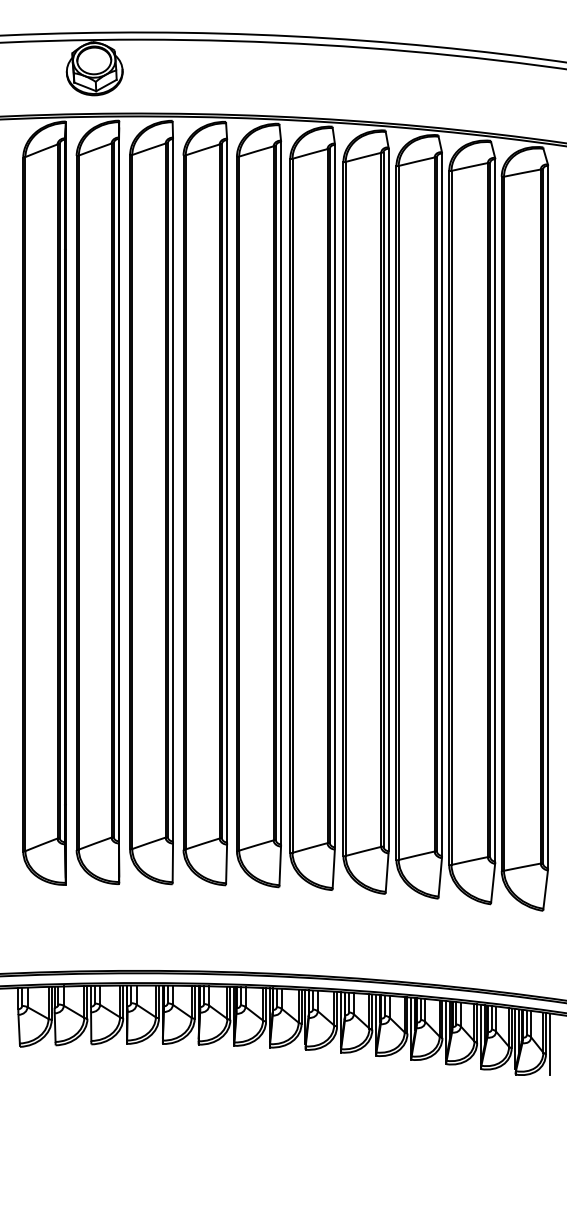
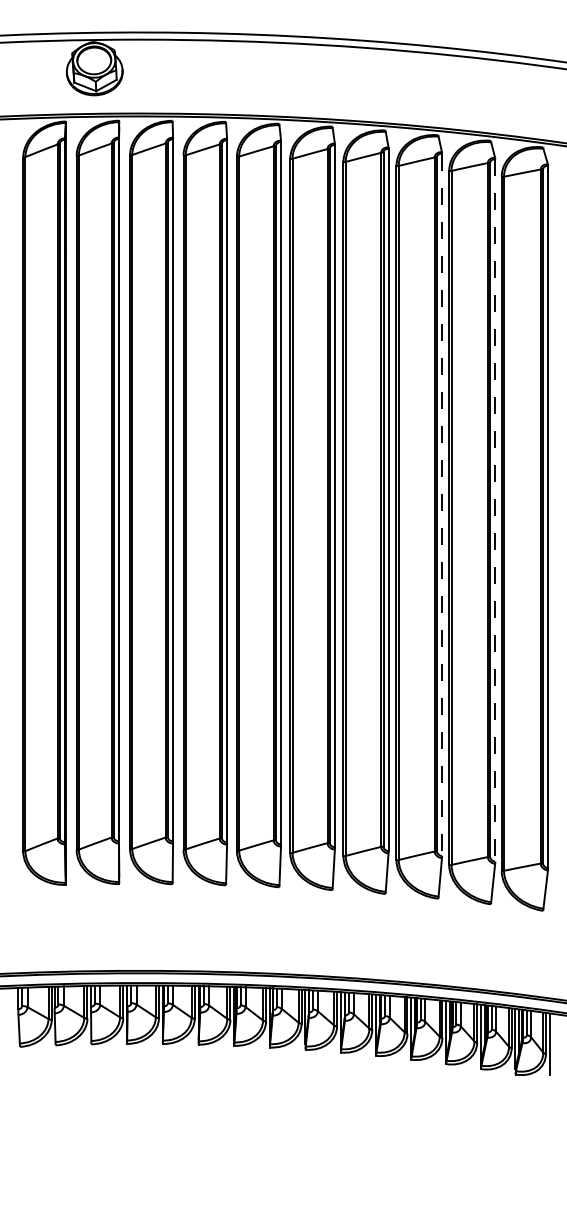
line: solid -> dashed (442, 505)
line: solid -> dashed (495, 511)
